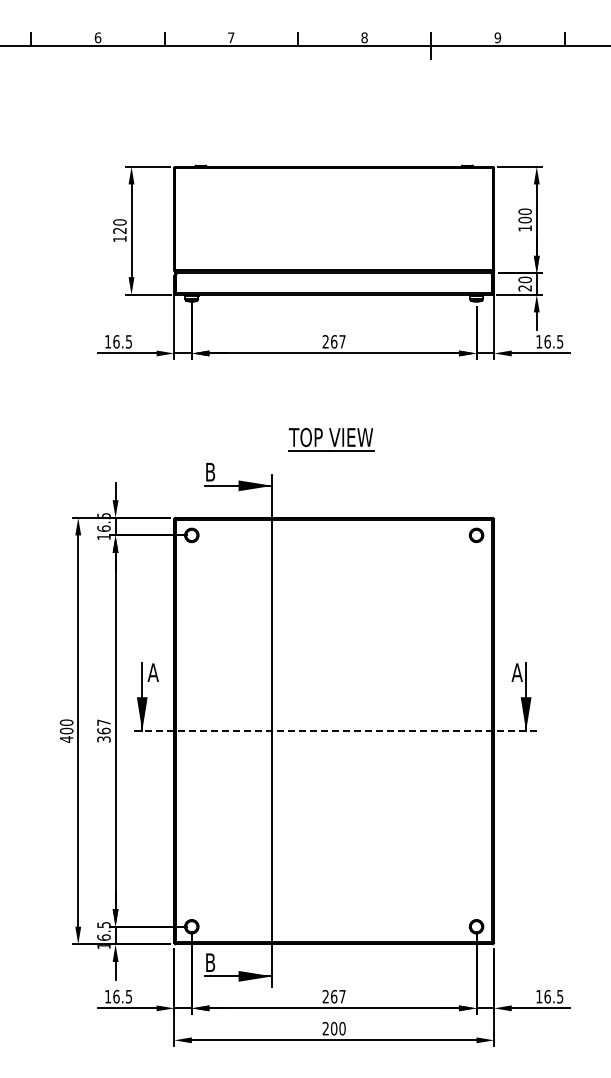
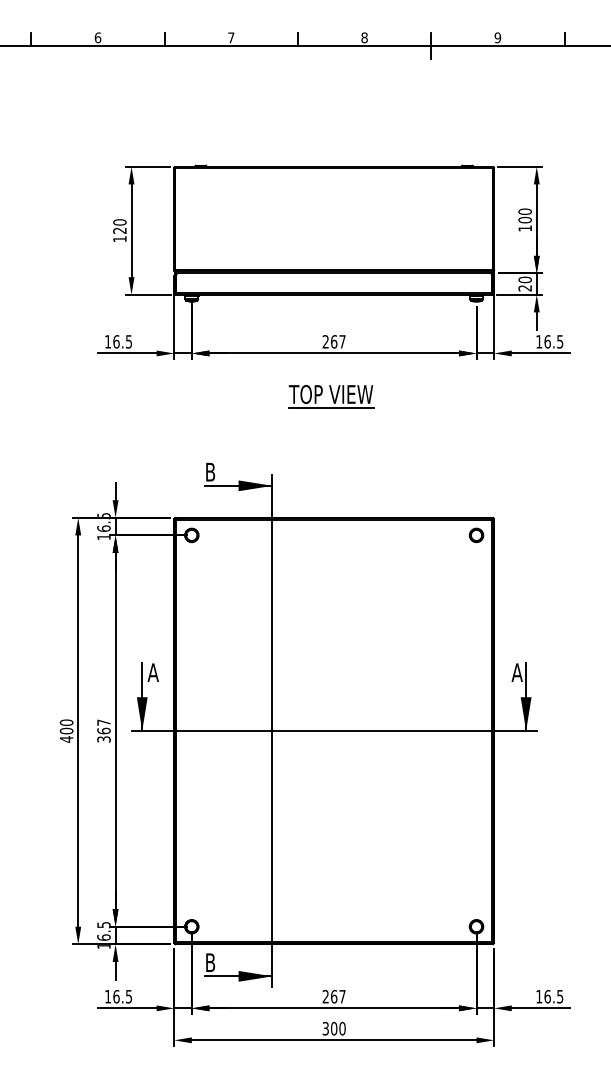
part position: (331, 439) -> (331, 396) (331, 396)
line: dashed -> solid (334, 731)
text: 200 -> 300 (325, 1028)
